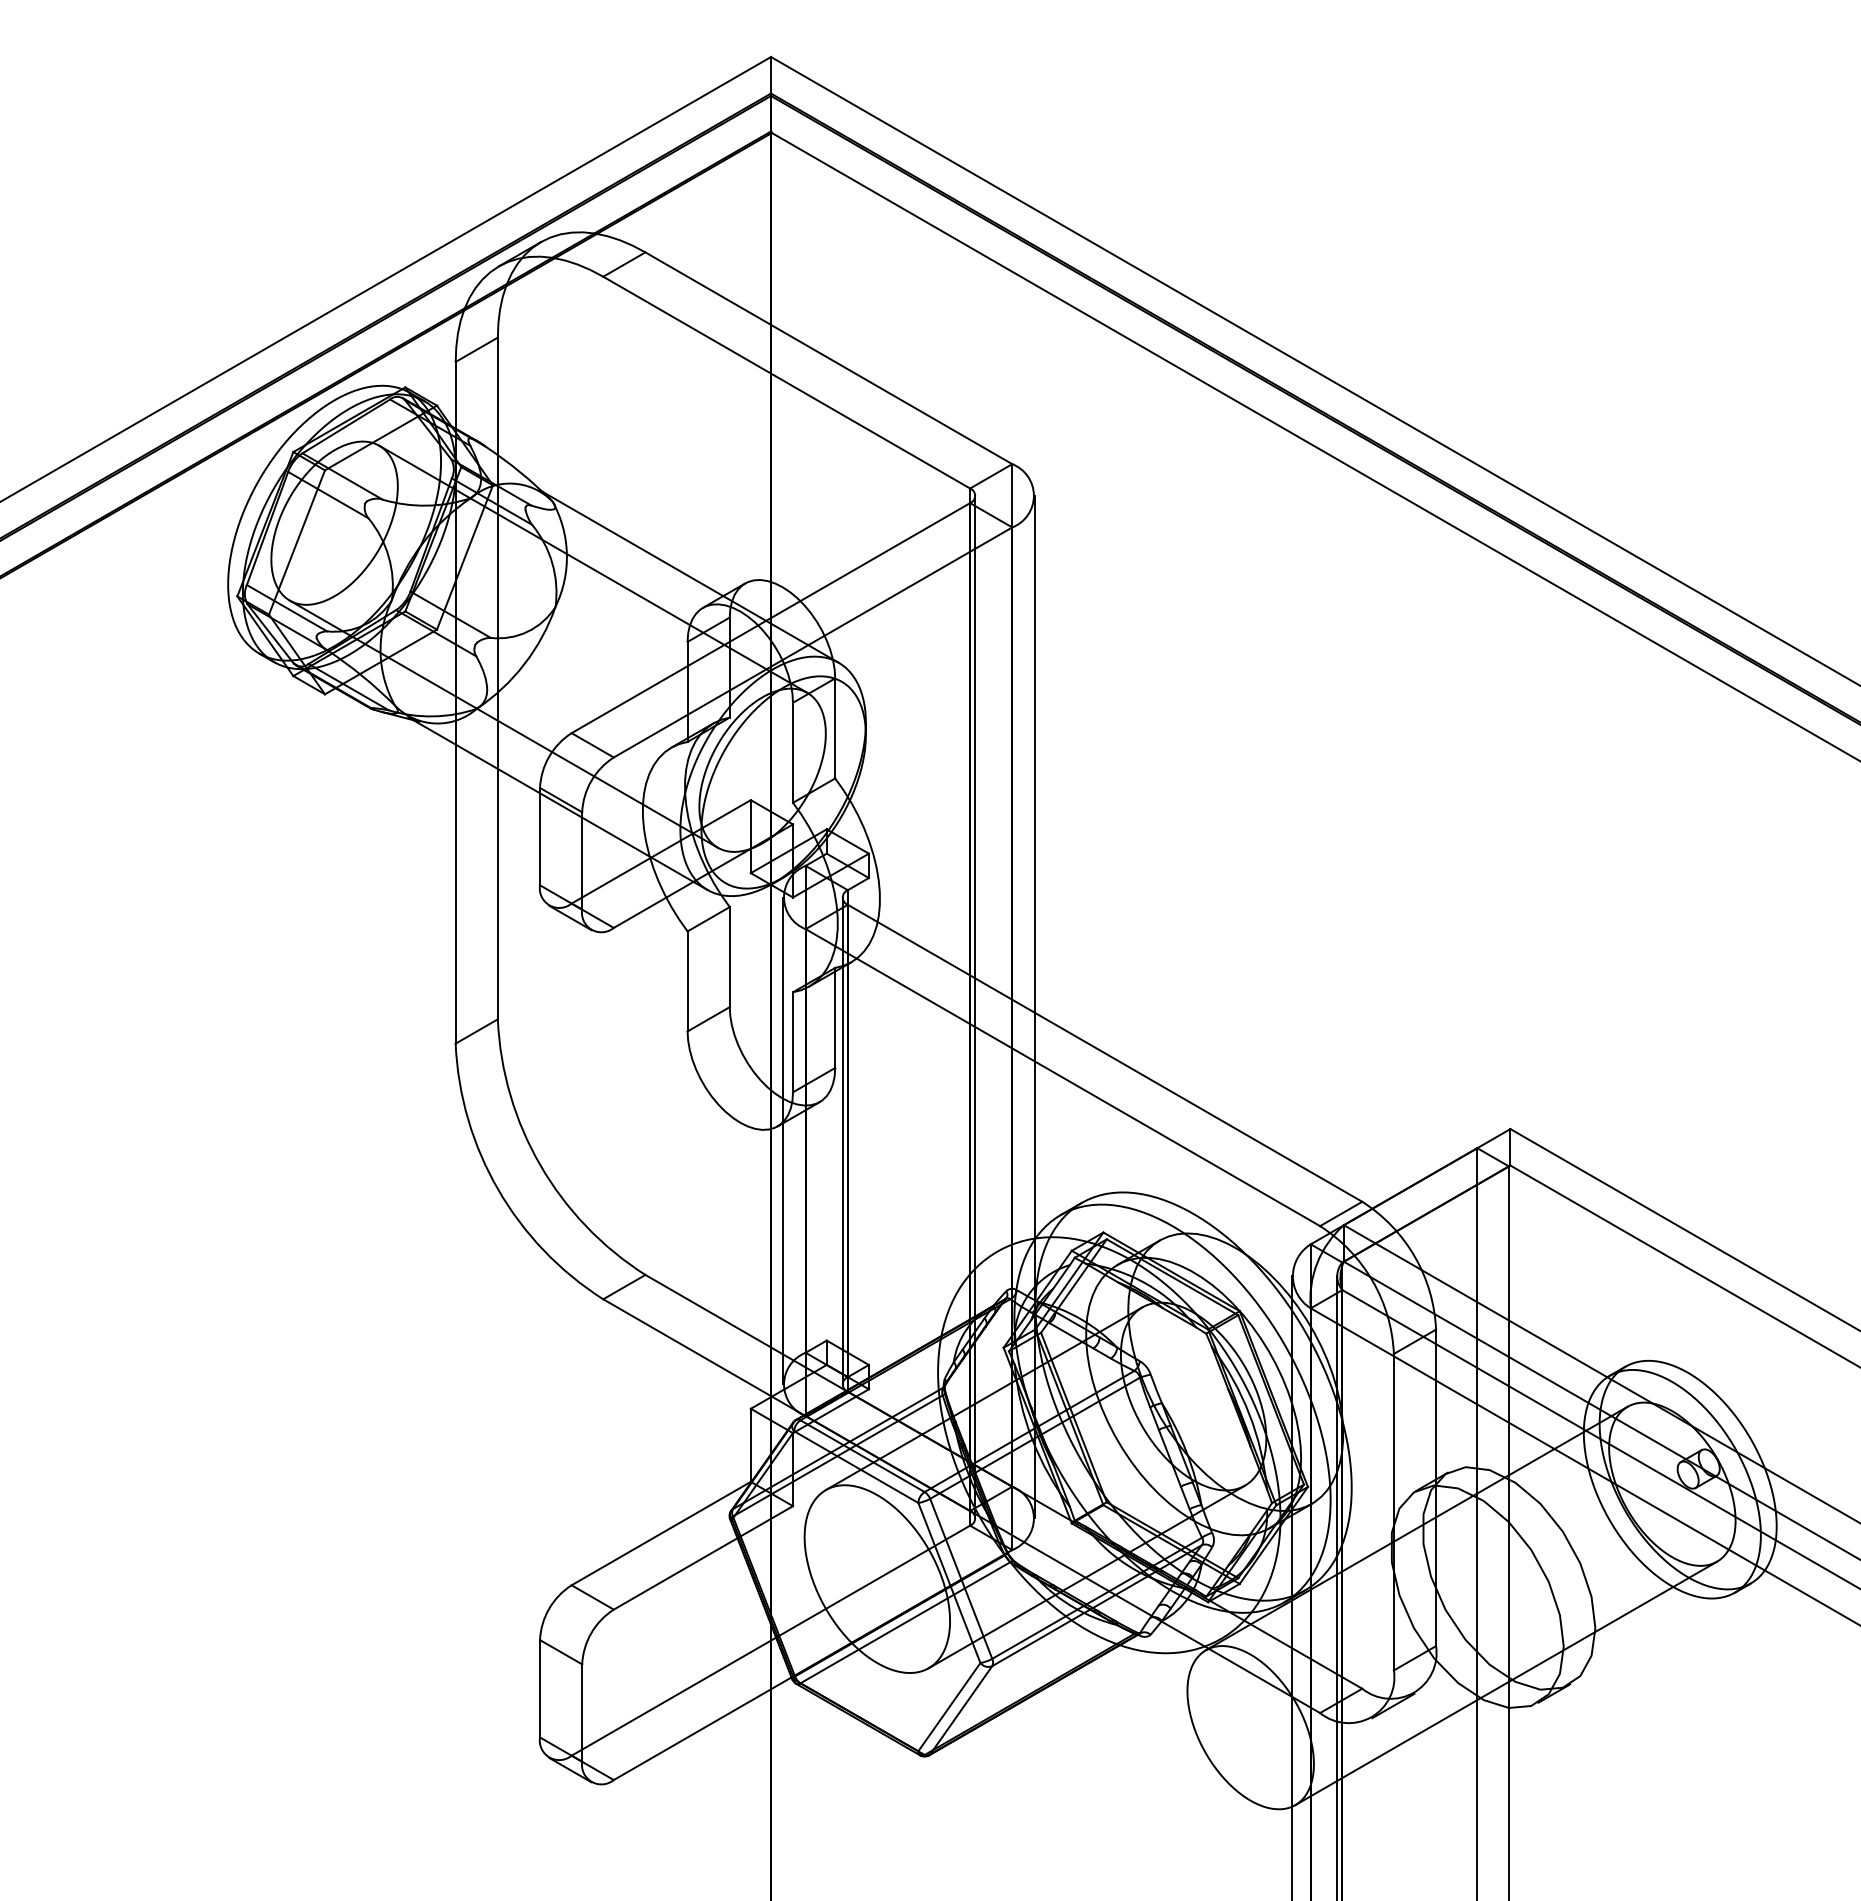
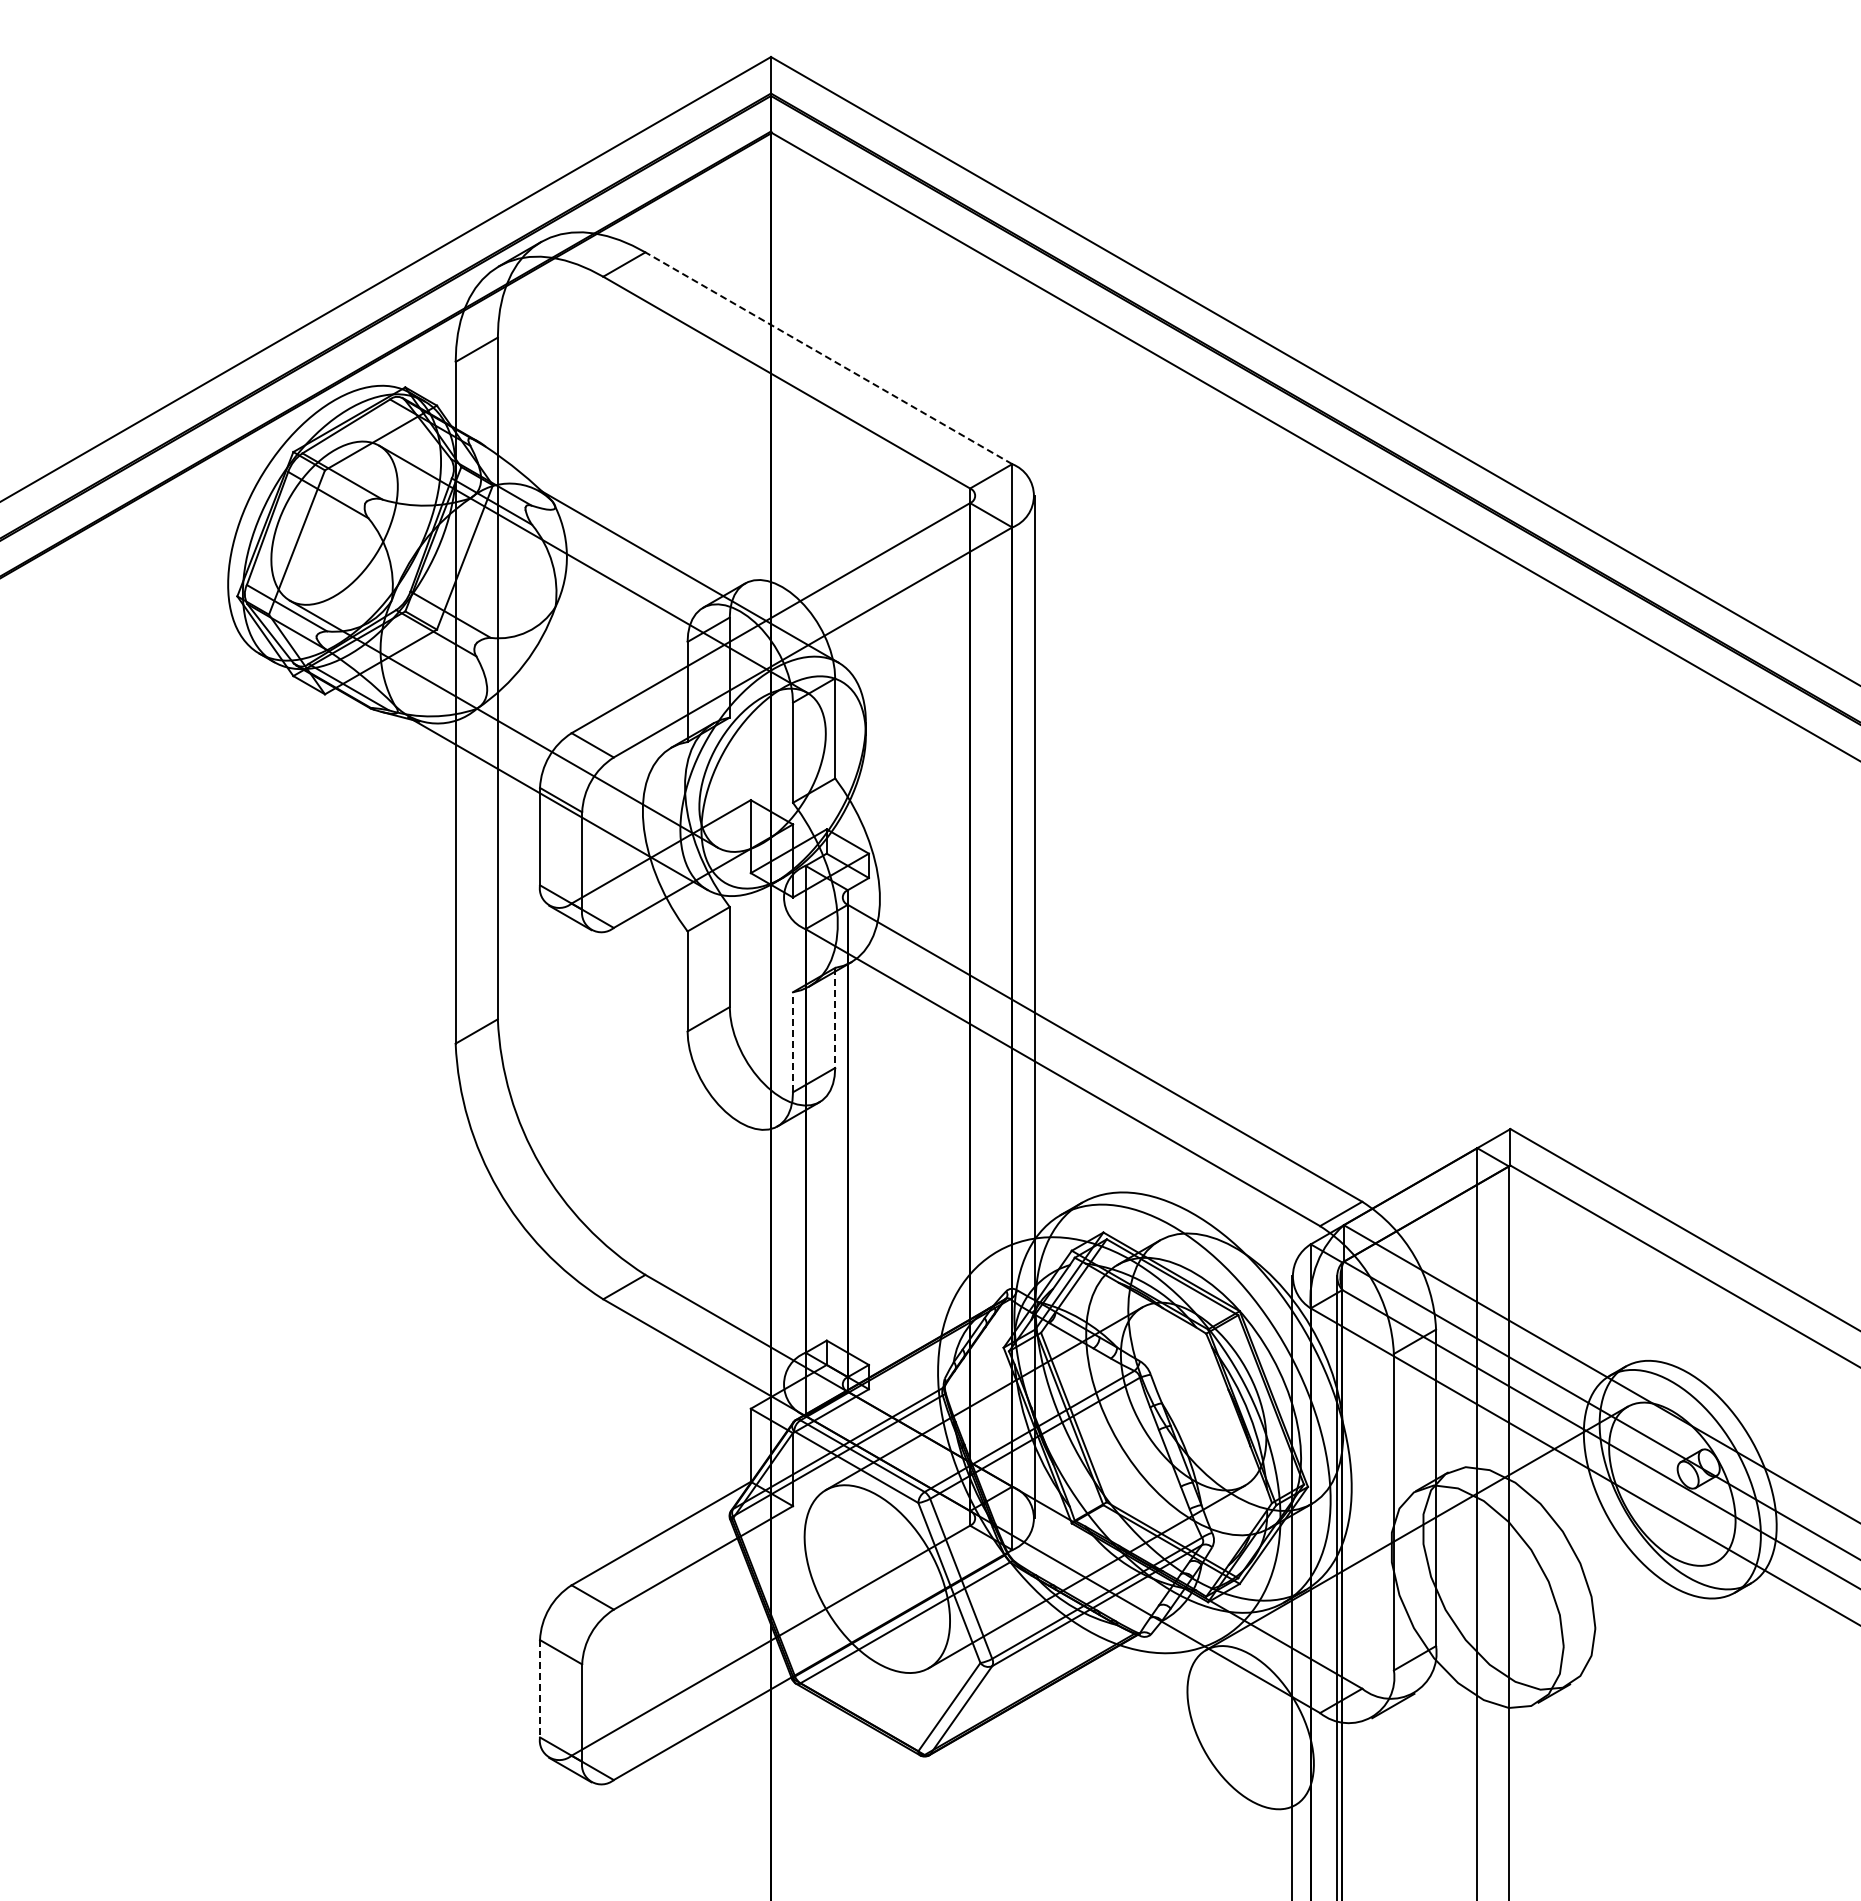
line: solid -> dashed (828, 358)
line: present -> none (975, 1006)
line: solid -> dashed (835, 1018)
line: solid -> dashed (793, 1041)
line: present -> none (782, 1140)
line: present -> none (842, 1140)
line: present -> none (1506, 1683)
line: solid -> dashed (540, 1688)
